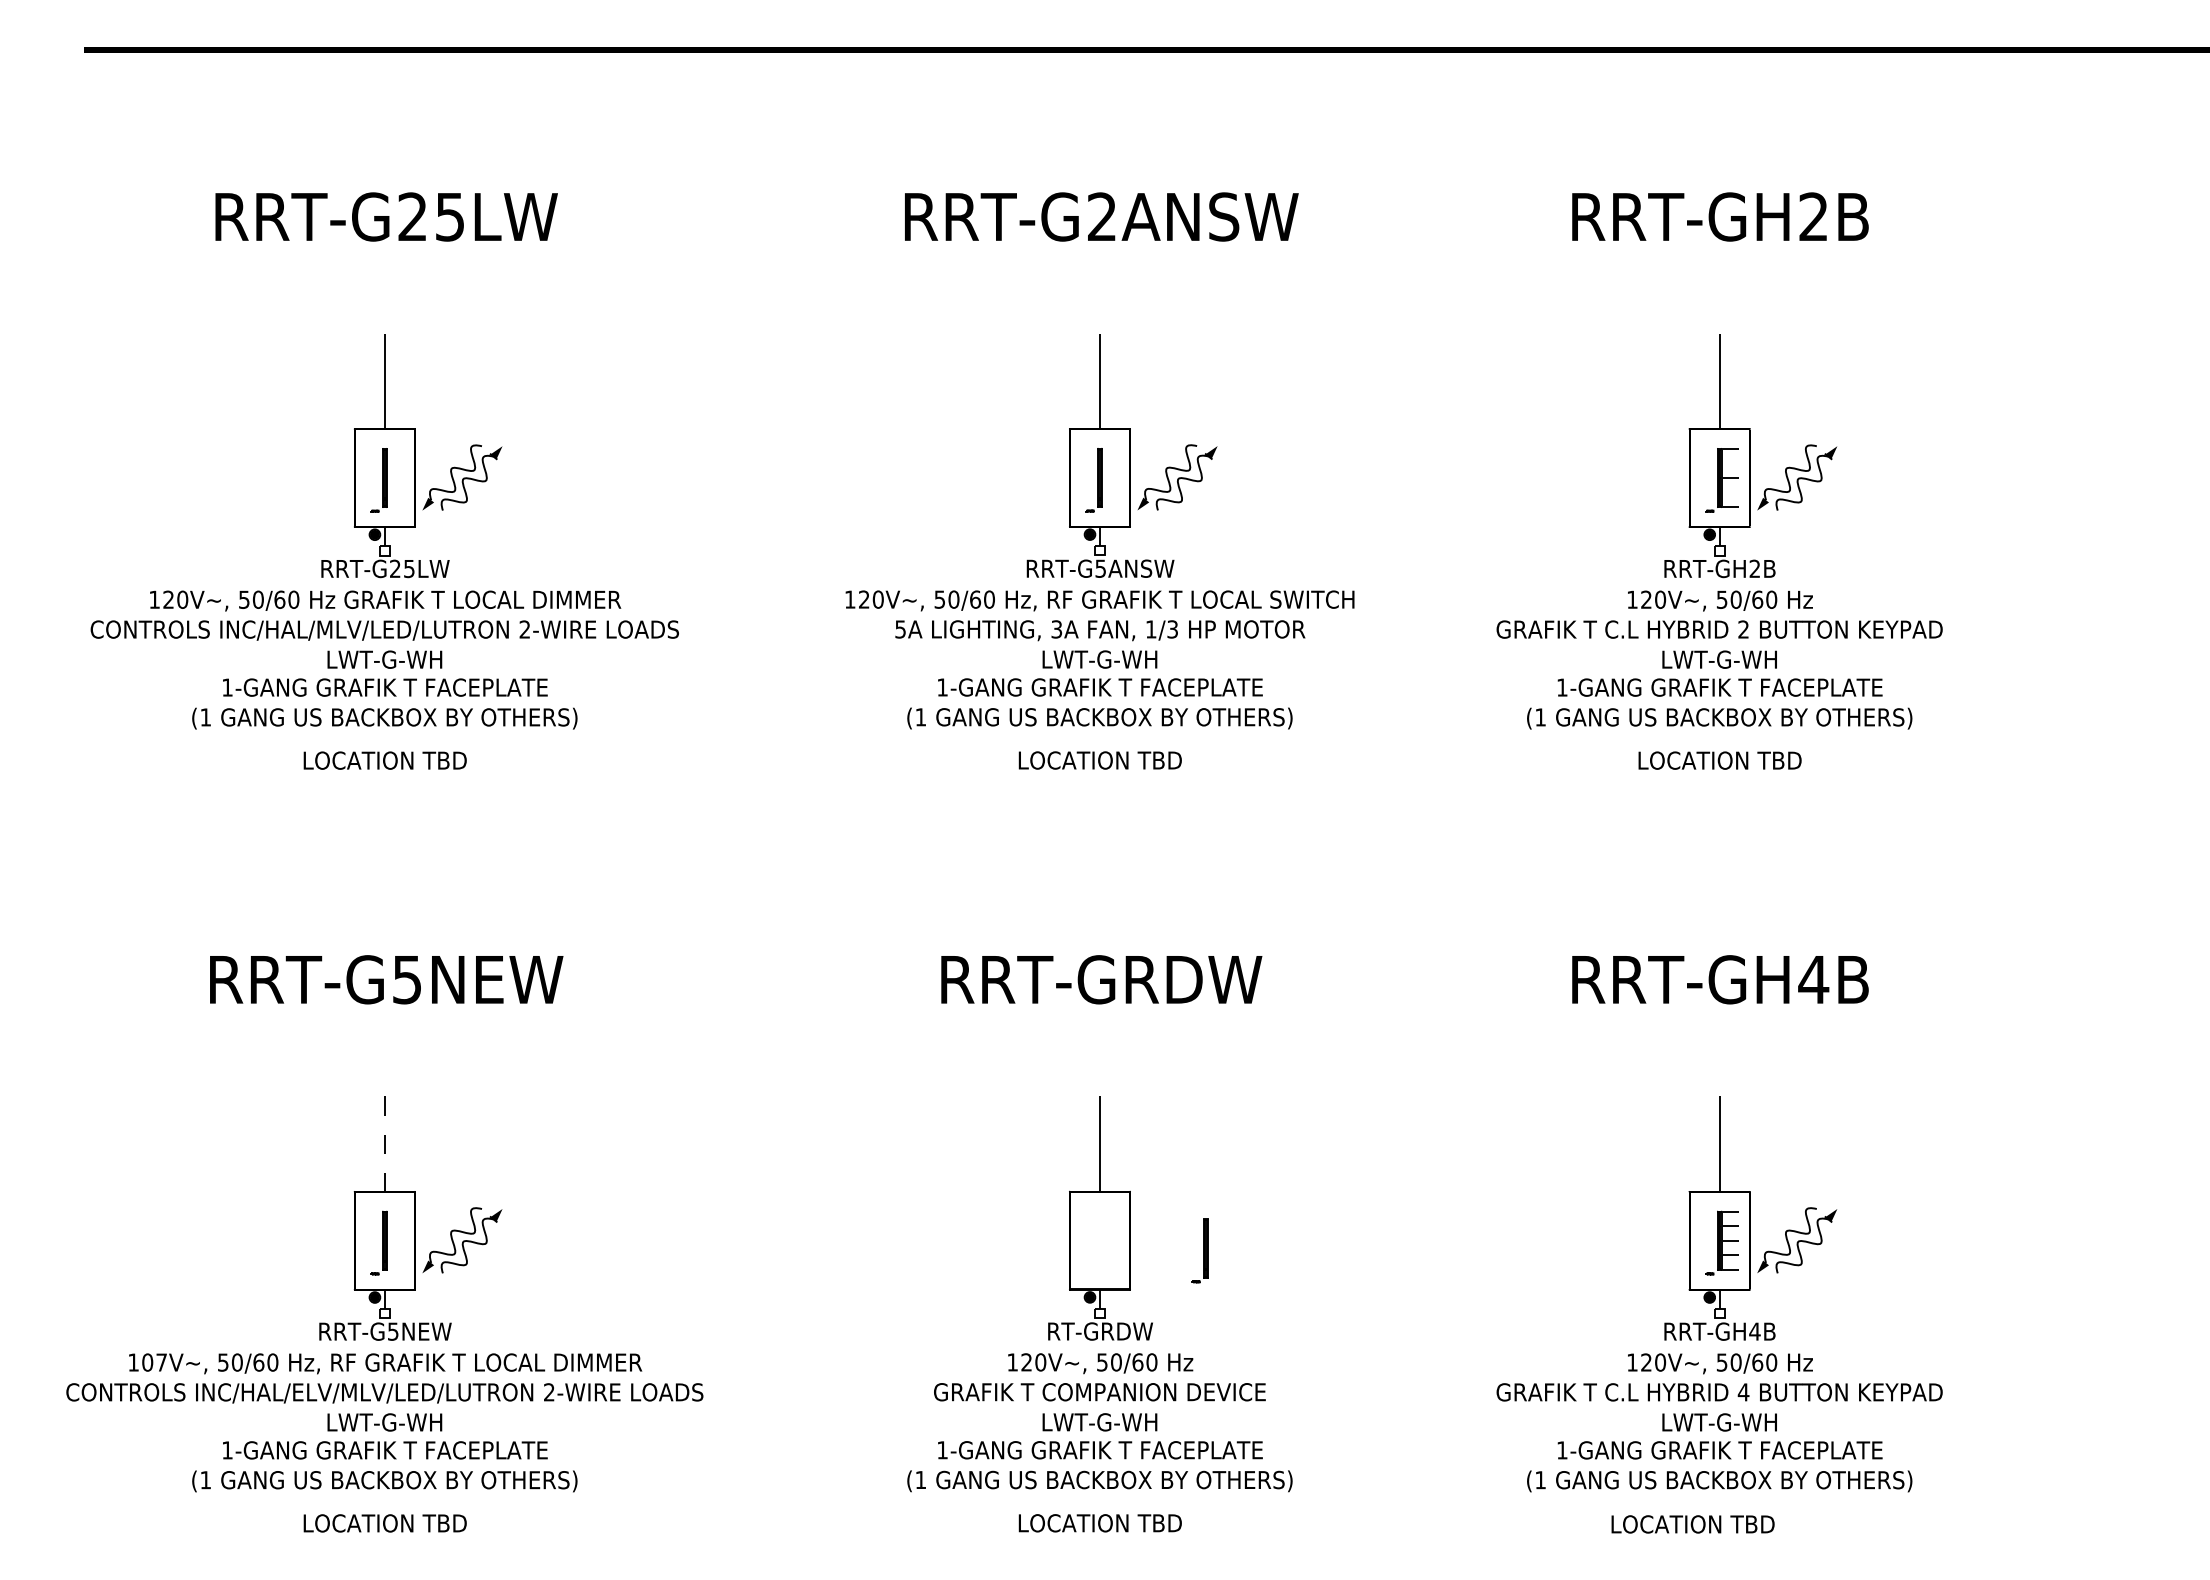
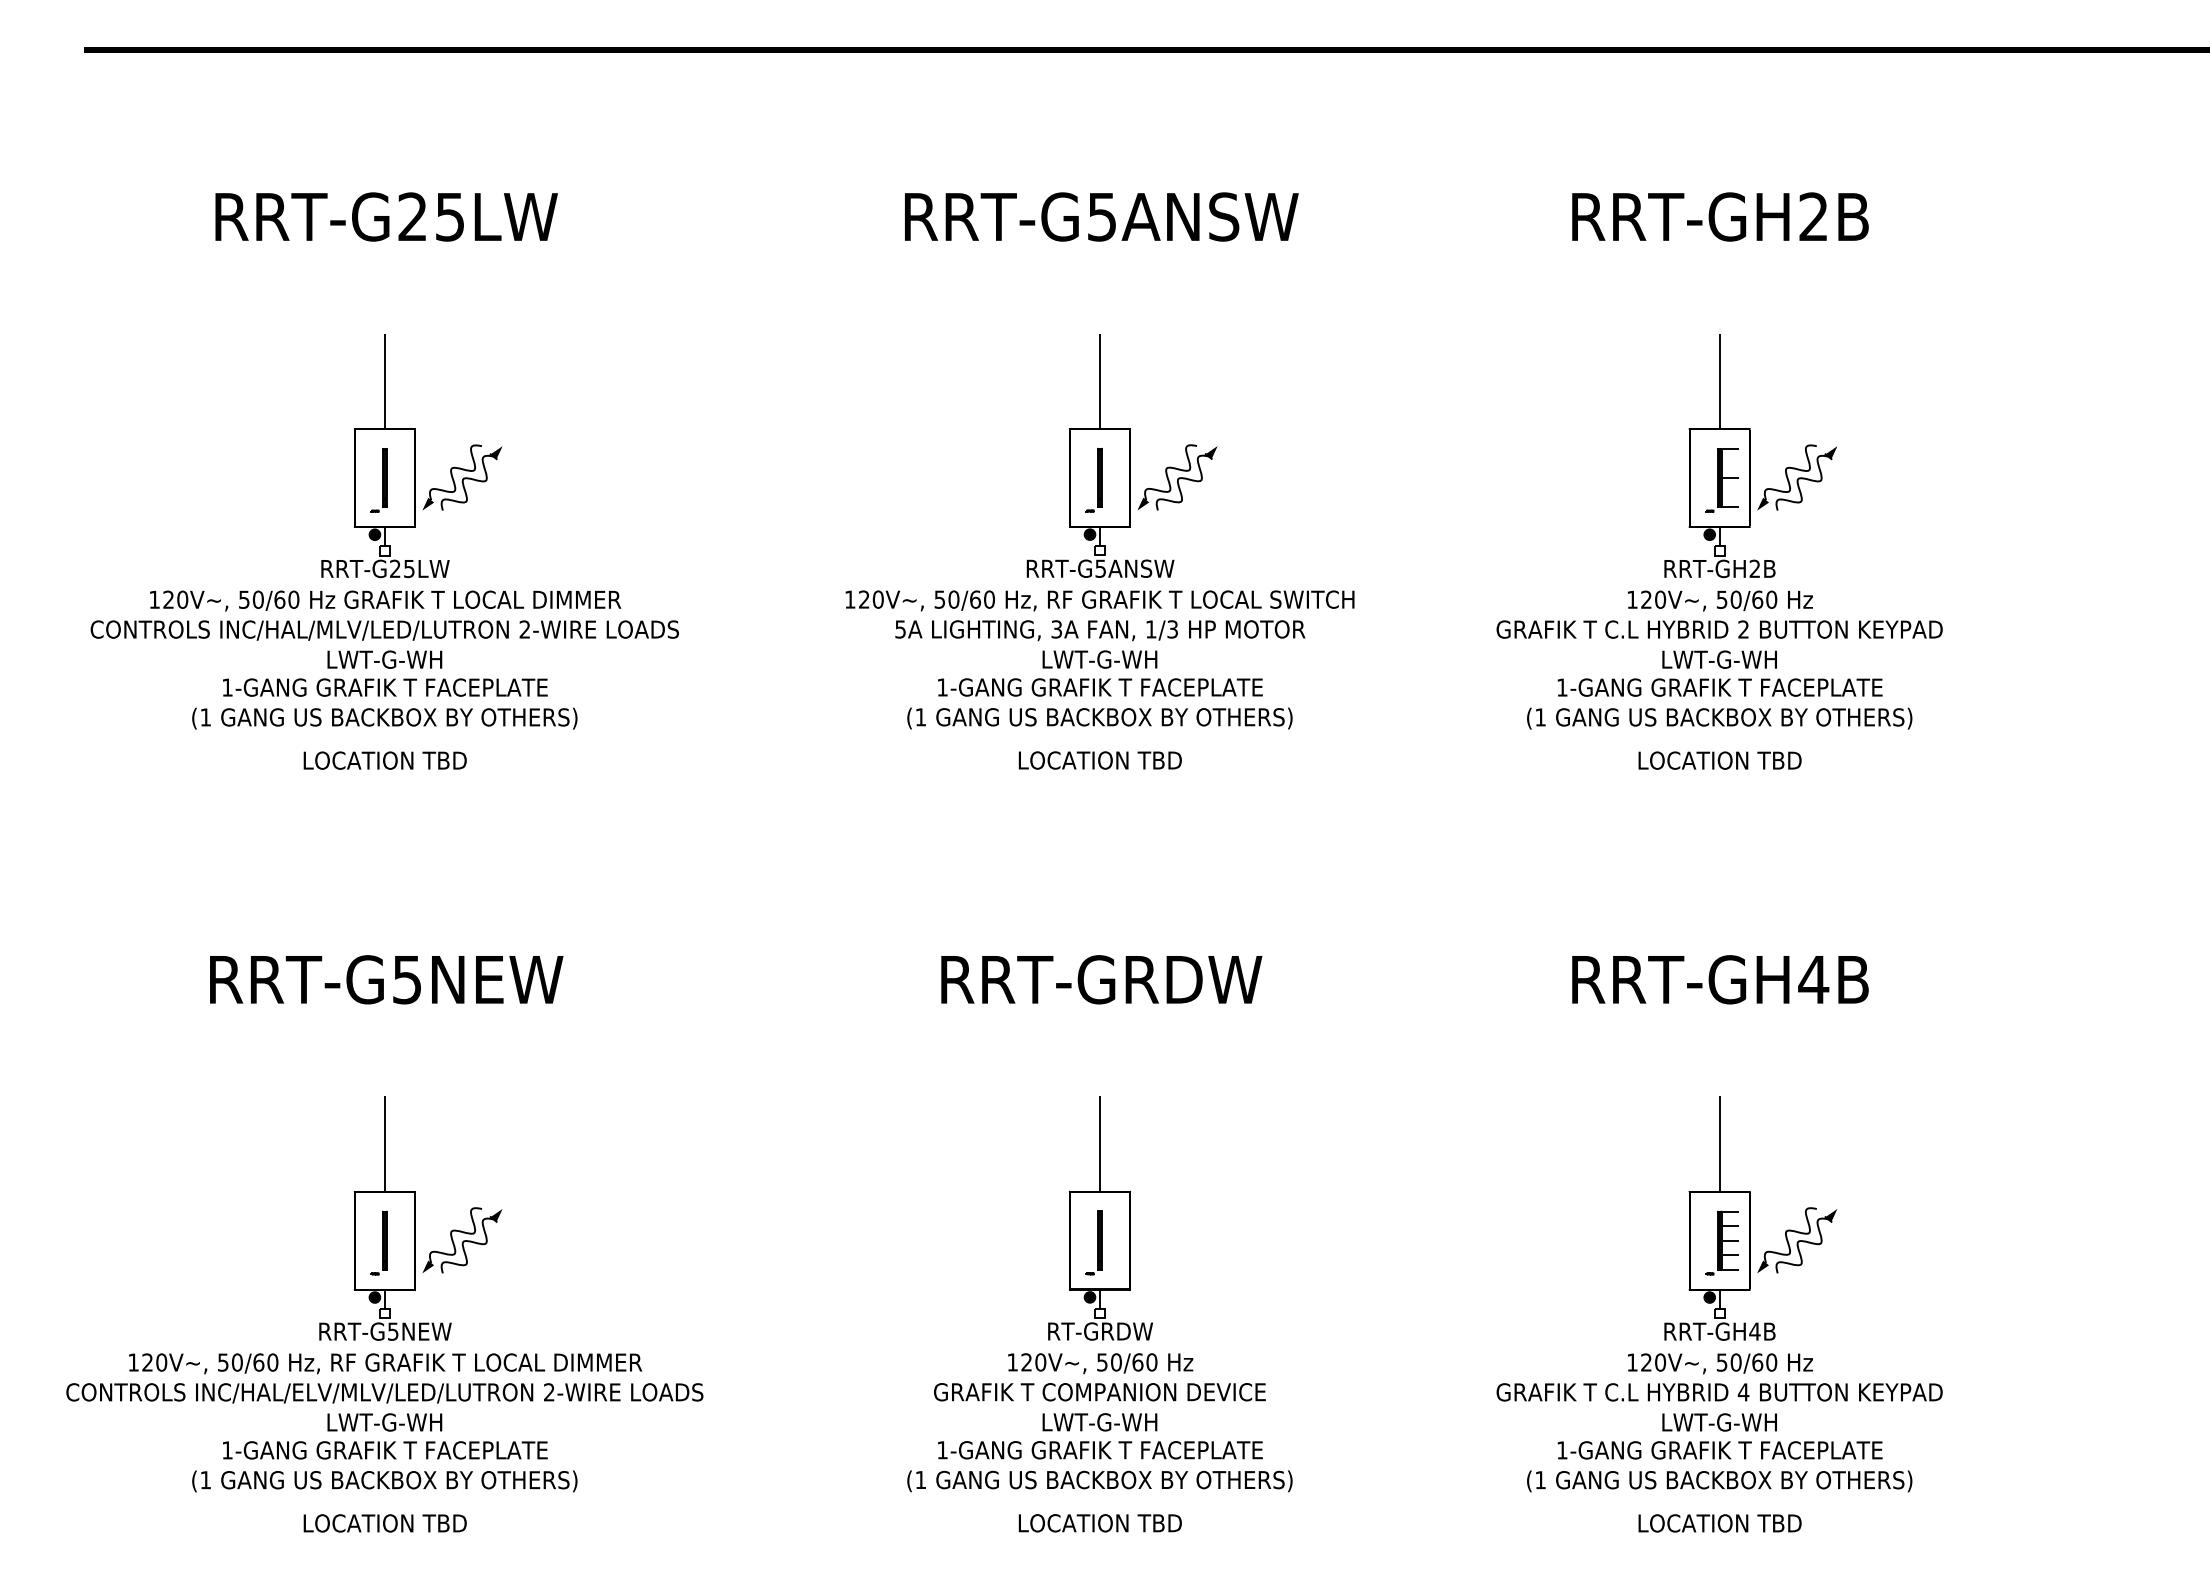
text: RRT-G2ANSW -> RRT-G5ANSW (1101, 216)
line: dashed -> solid (384, 1144)
part position: (1199, 1250) -> (1093, 1242) (1093, 1242)
text: 107V~, -> 120V~, (154, 1362)
text position: (1692, 1524) -> (1719, 1523) (1719, 1523)
